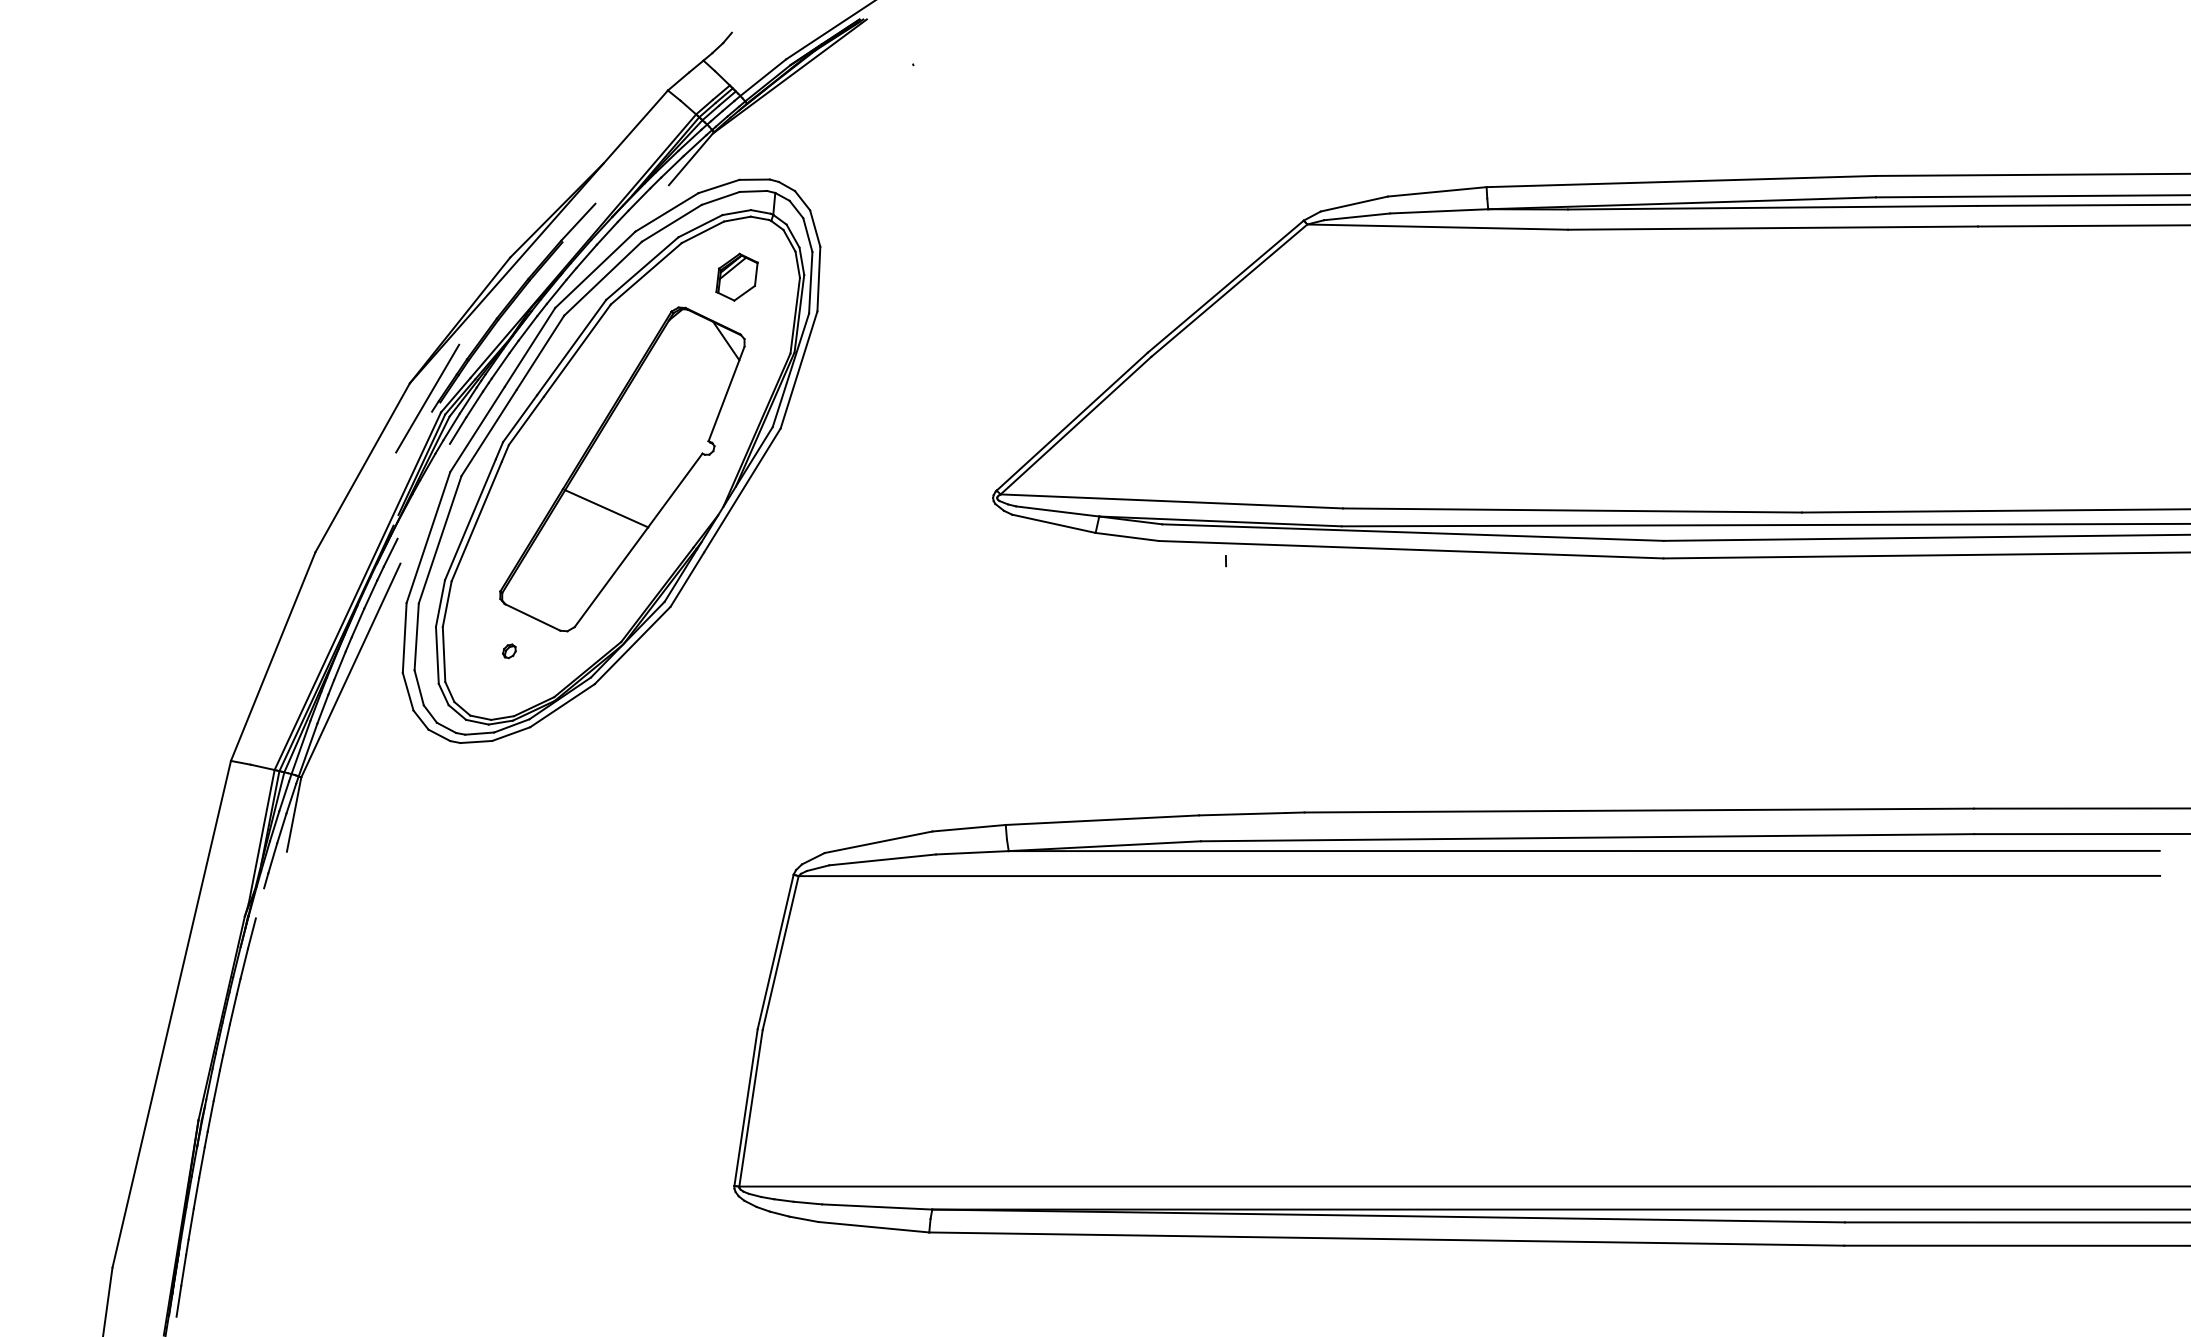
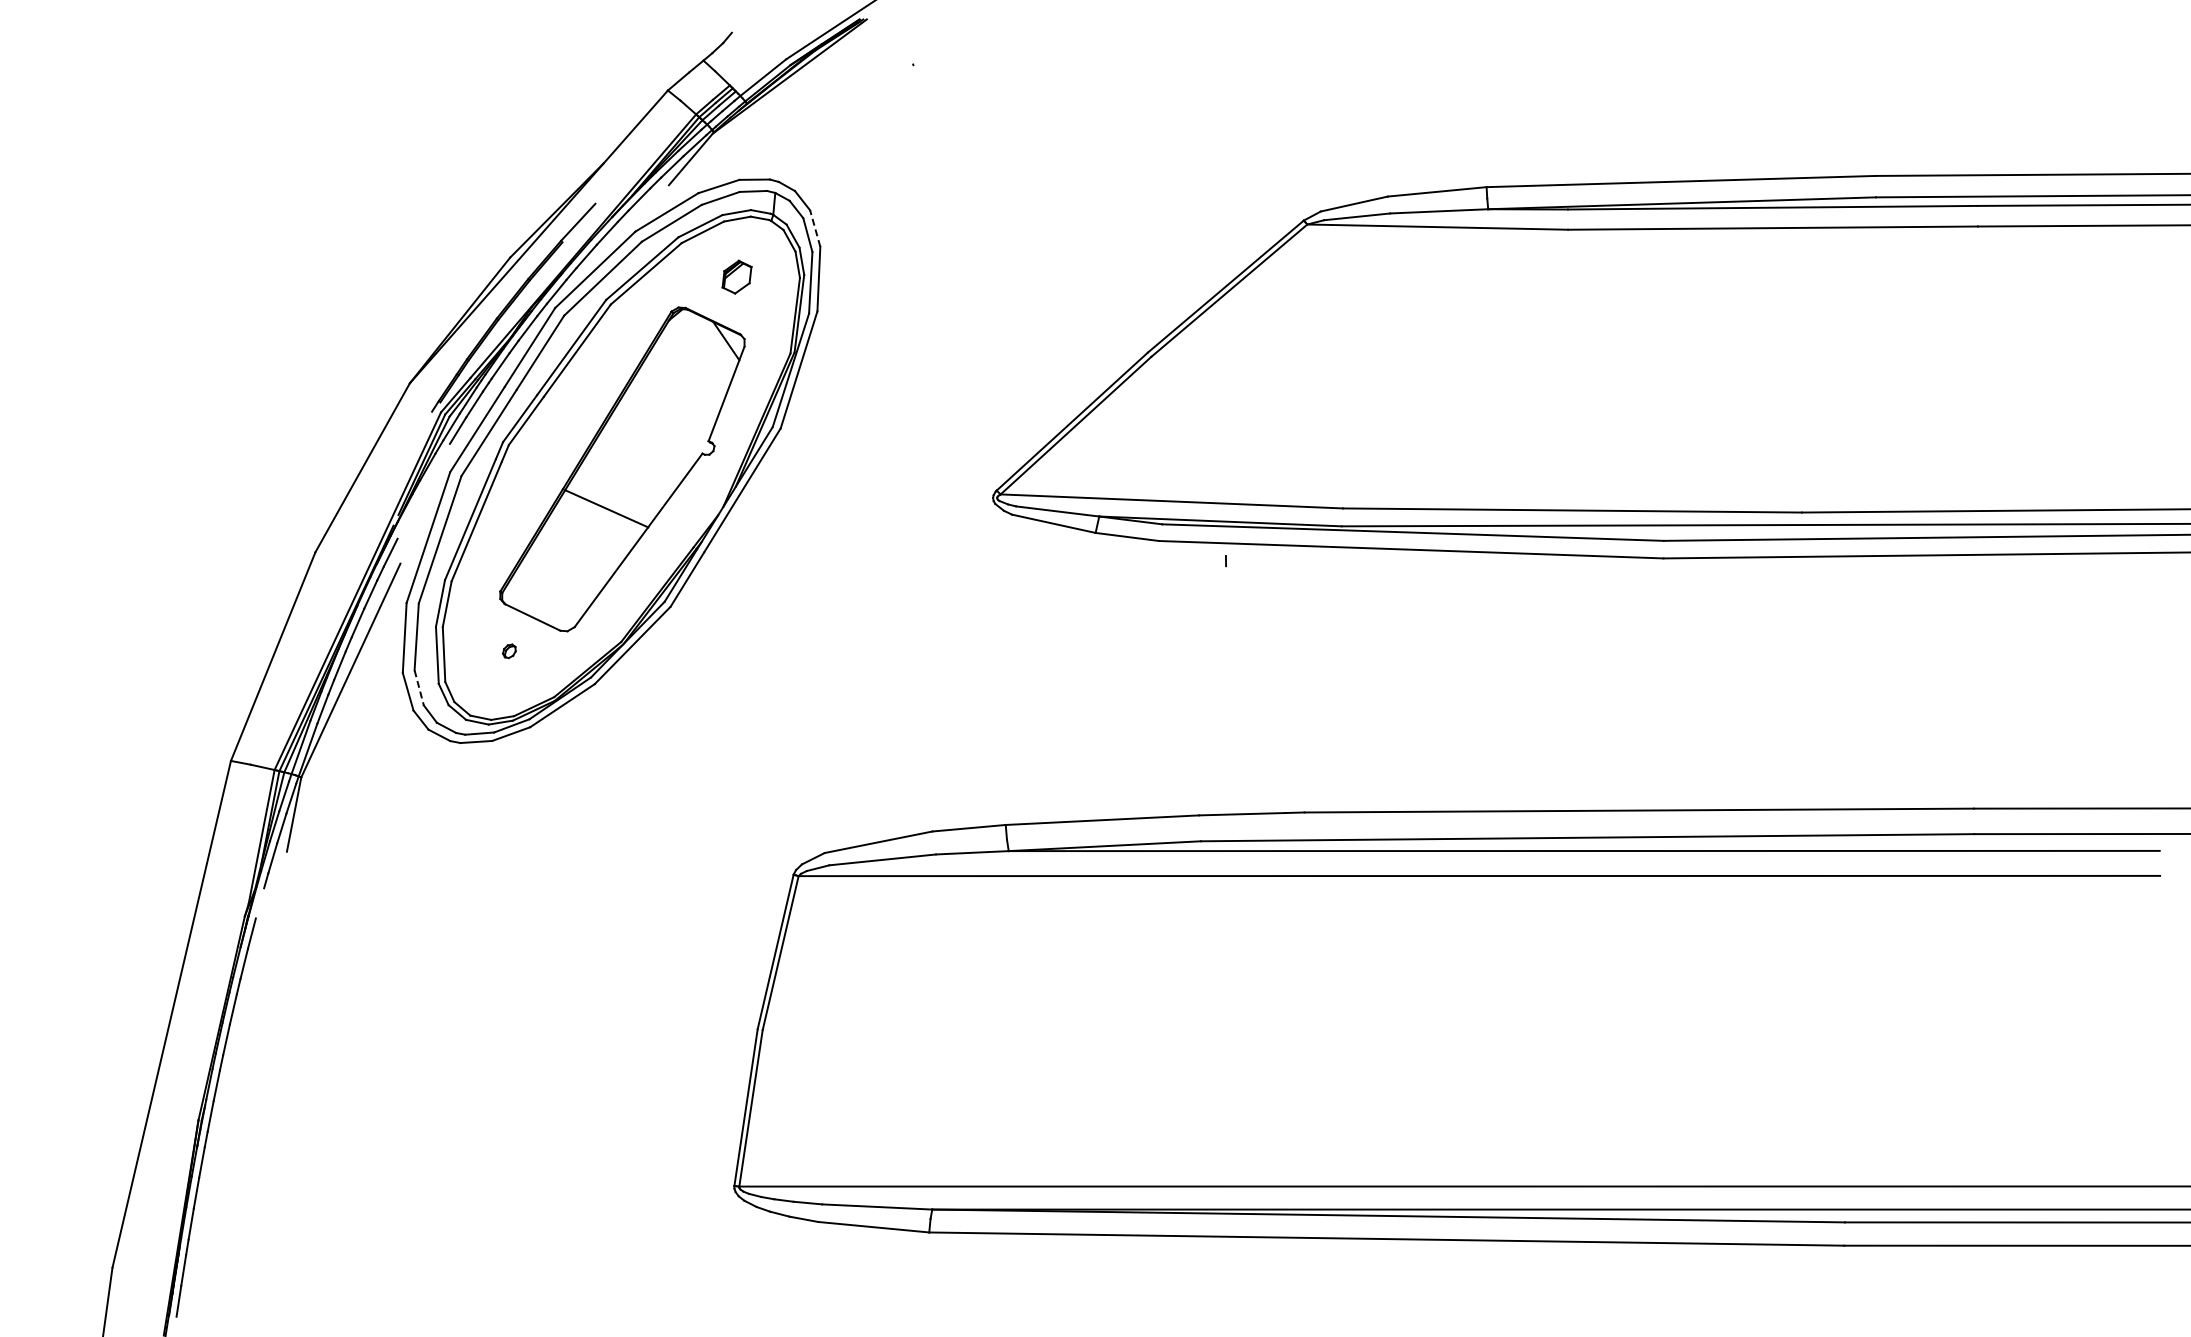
line: solid -> dashed (815, 228)
part size: 44x50 px -> 32x36 px (736, 276)
line: present -> none (427, 398)
line: solid -> dashed (419, 688)
